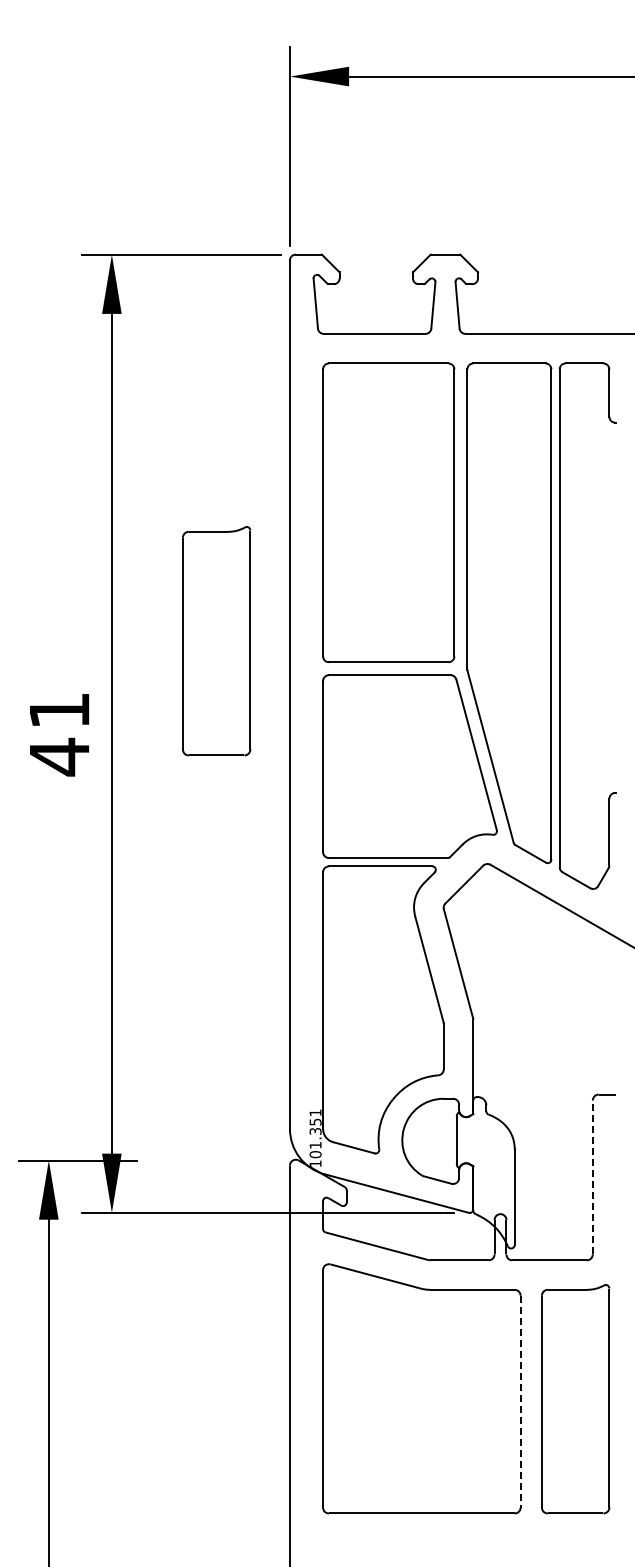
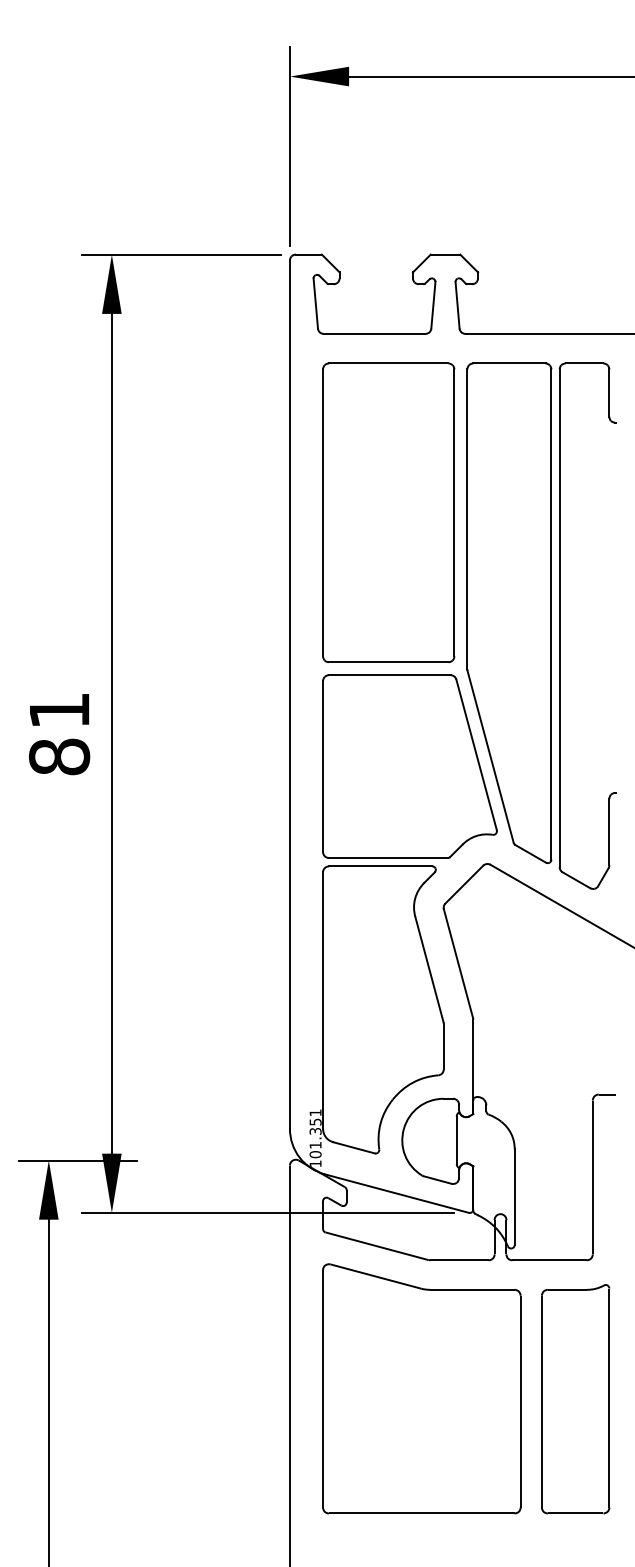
part: present -> none (216, 641)
text: 41 -> 81 (59, 756)
line: dashed -> solid (592, 1177)
line: dashed -> solid (520, 1401)
